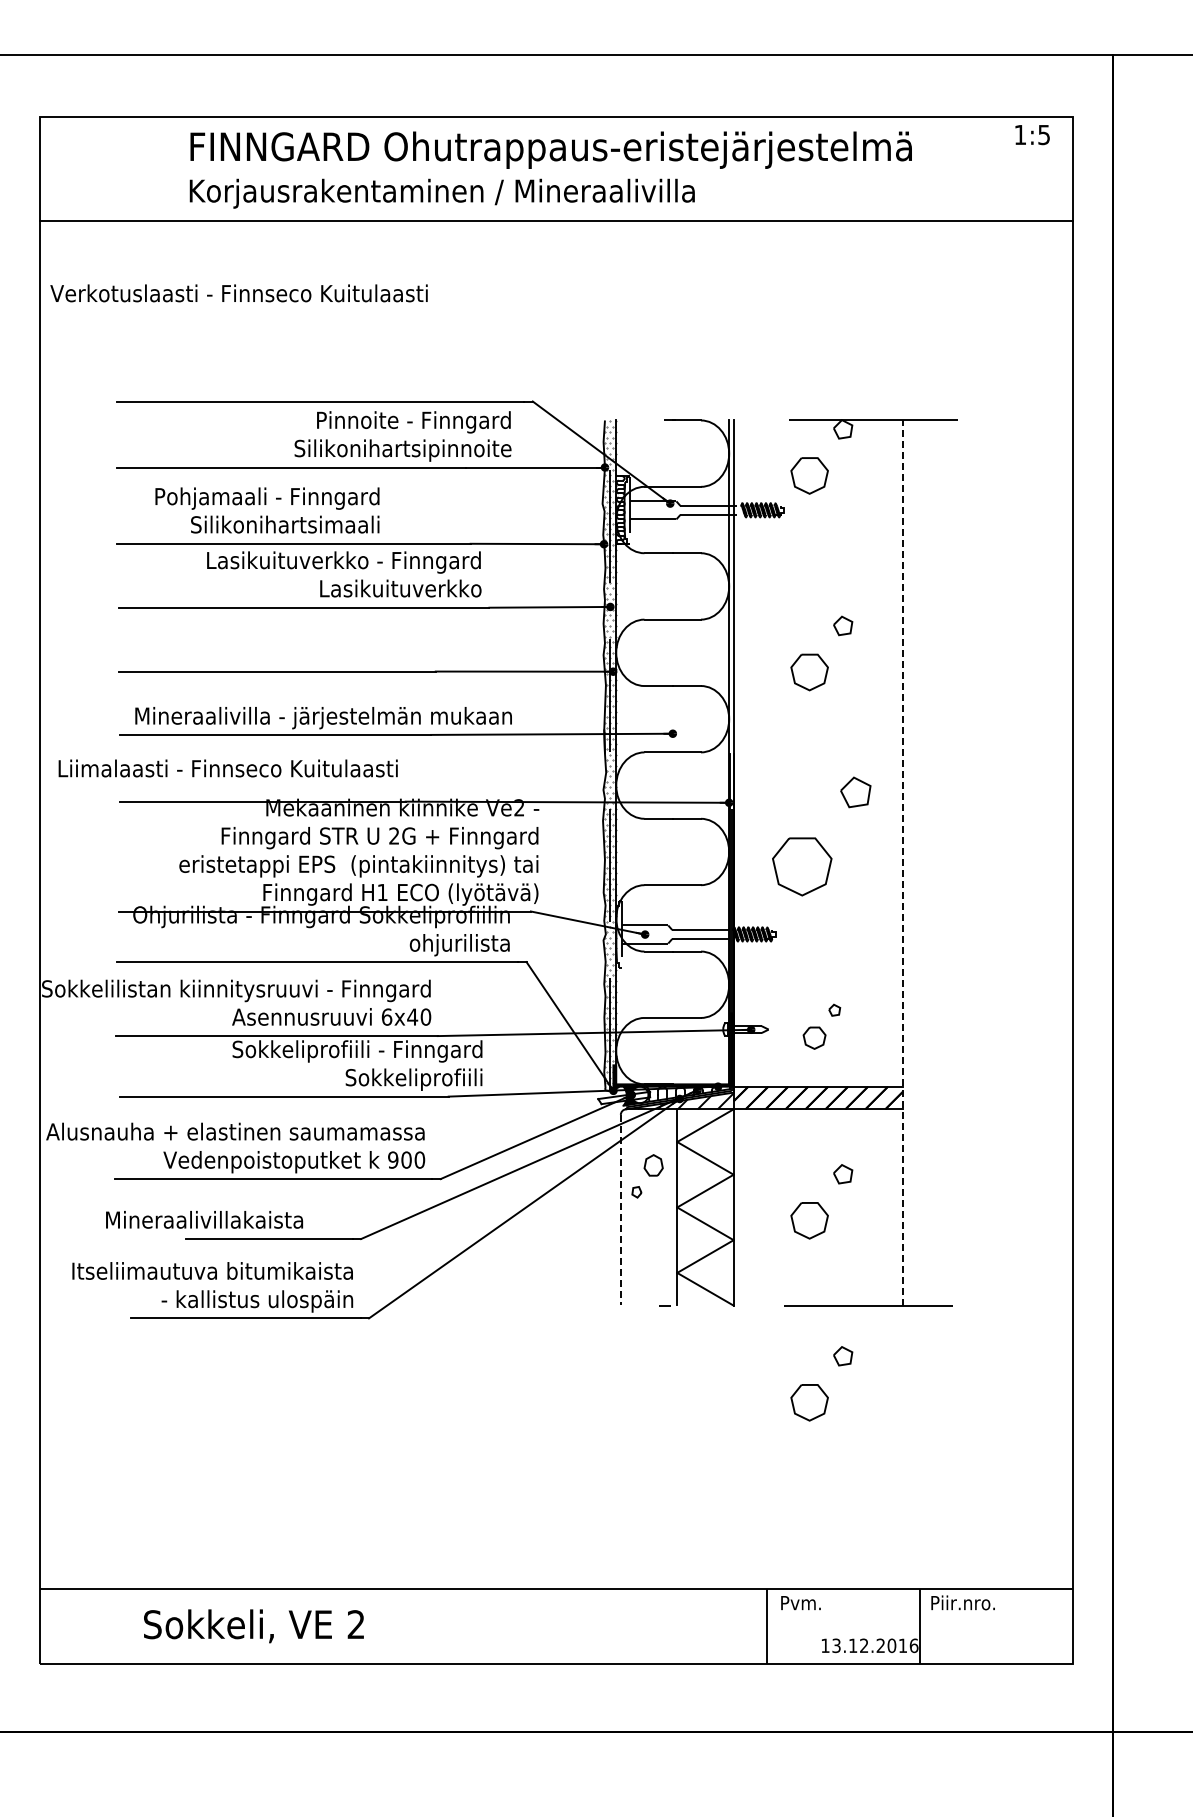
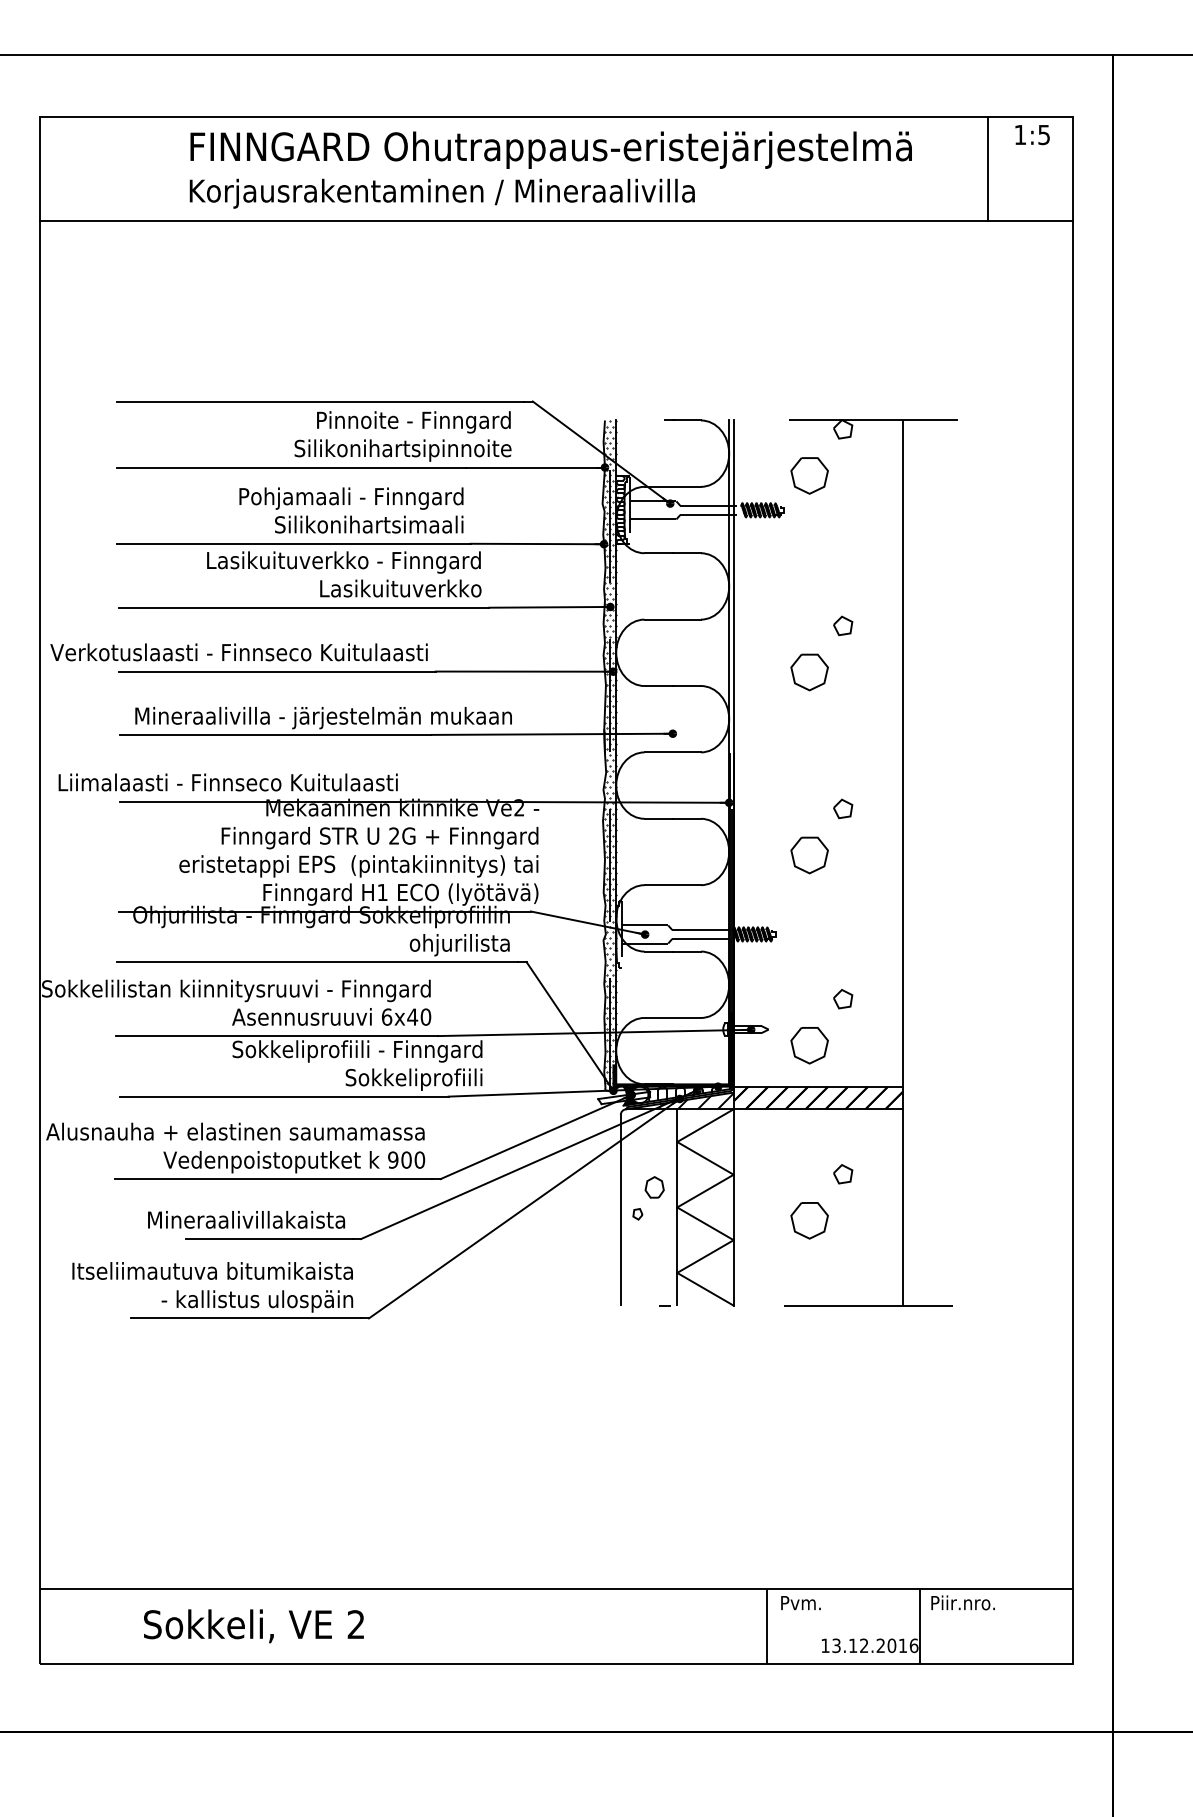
line: none -> present (987, 169)
text position: (238, 293) -> (238, 652) (238, 652)
text position: (267, 510) -> (351, 510) (351, 510)
hatch: none -> present (609, 754)
text position: (227, 768) -> (227, 782) (227, 782)
part size: 100x121 px -> 64x77 px (821, 836)
line: dashed -> solid (903, 863)
part size: 40x47 px -> 64x76 px (821, 1026)
part position: (647, 1176) -> (648, 1198) (648, 1198)
line: dashed -> solid (620, 1210)
text position: (204, 1219) -> (246, 1219) (246, 1219)
part: present -> none (821, 1383)
